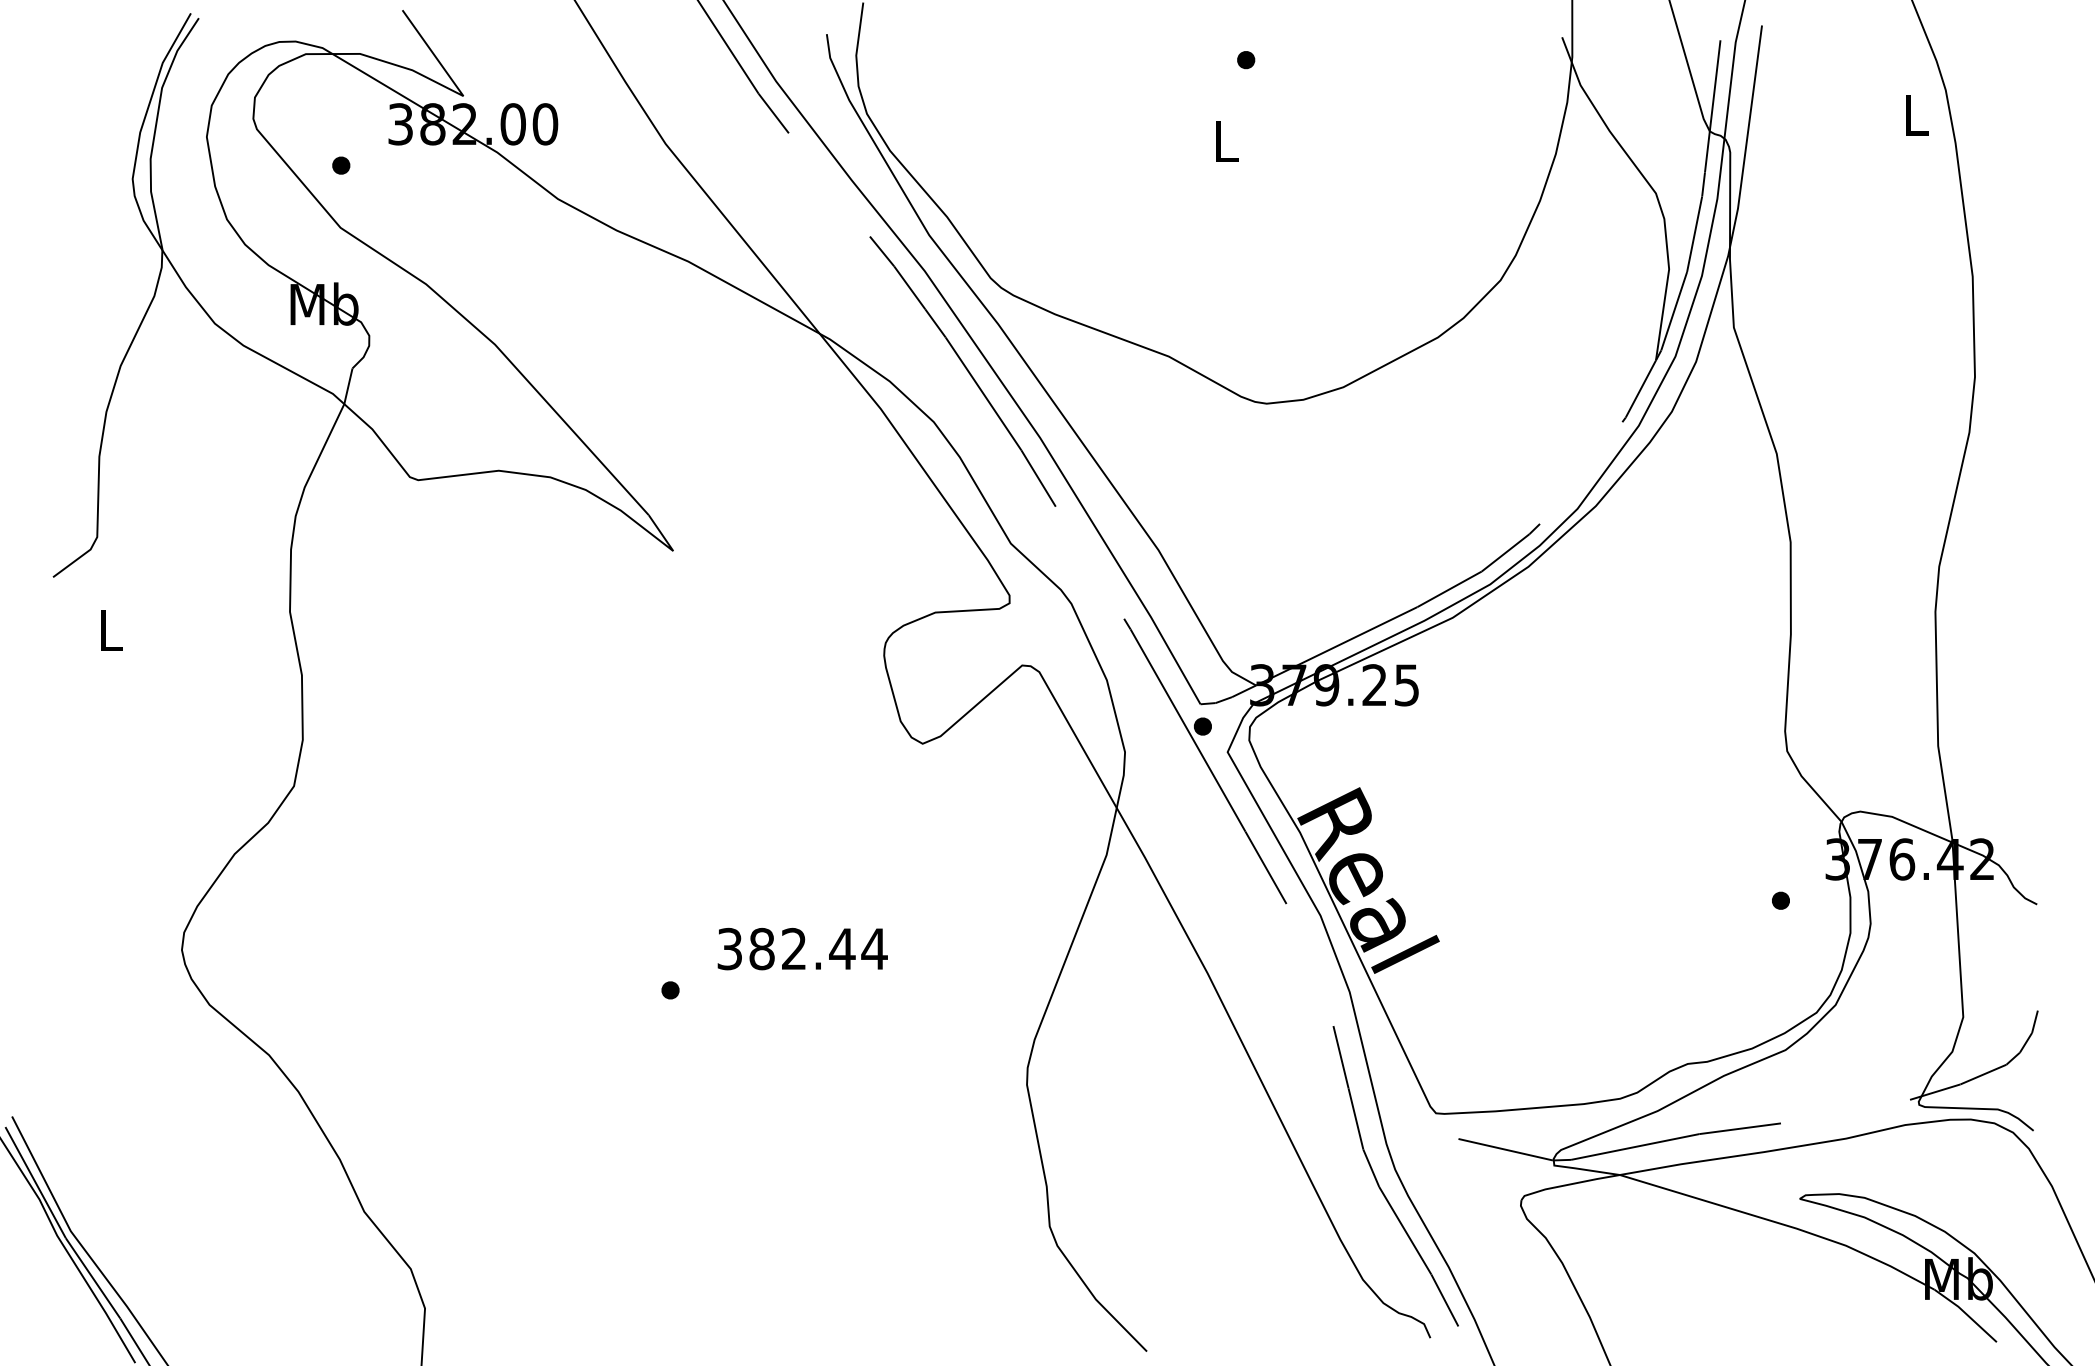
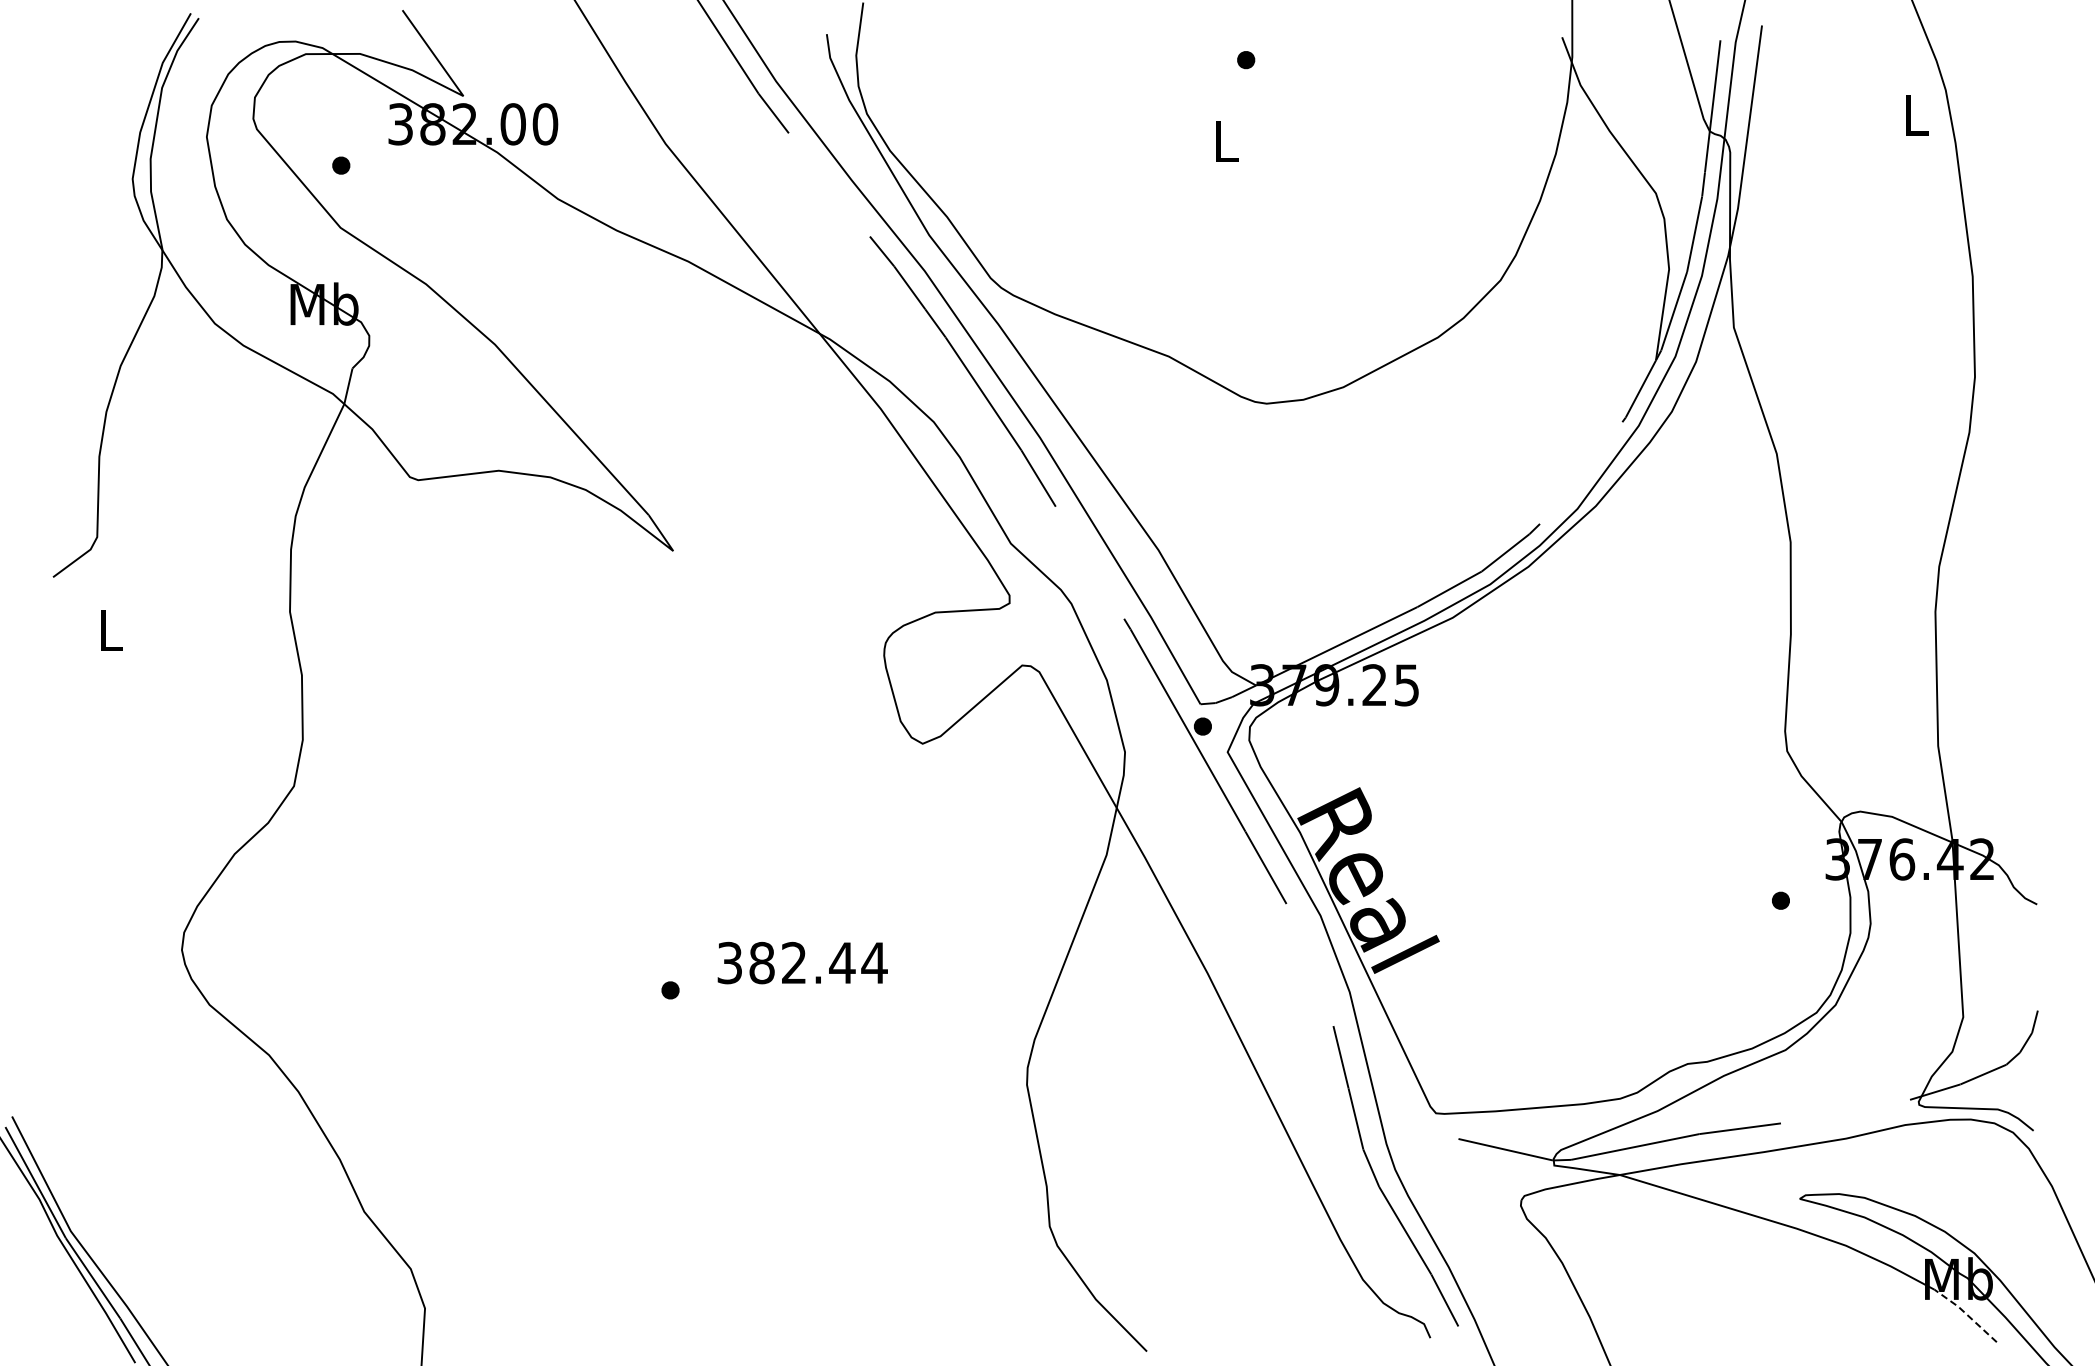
text position: (802, 948) -> (802, 962) (802, 962)
line: solid -> dashed (1966, 1314)
